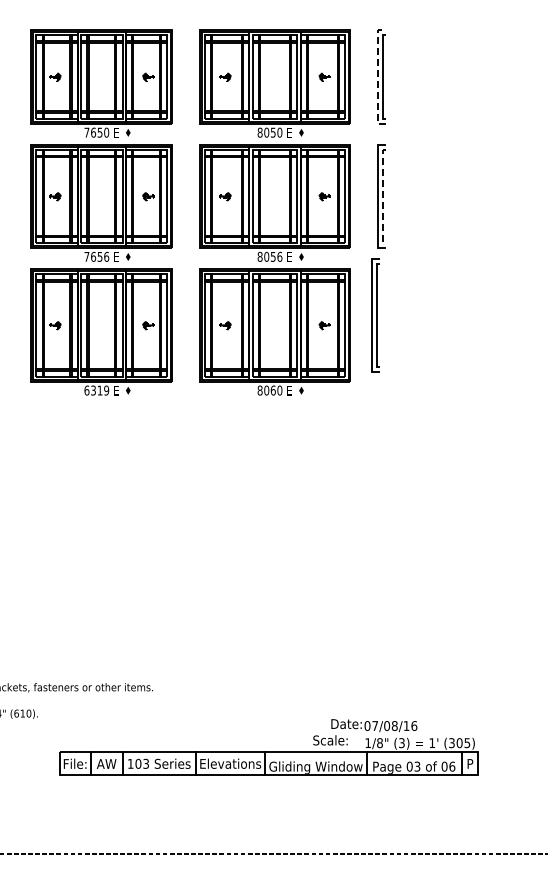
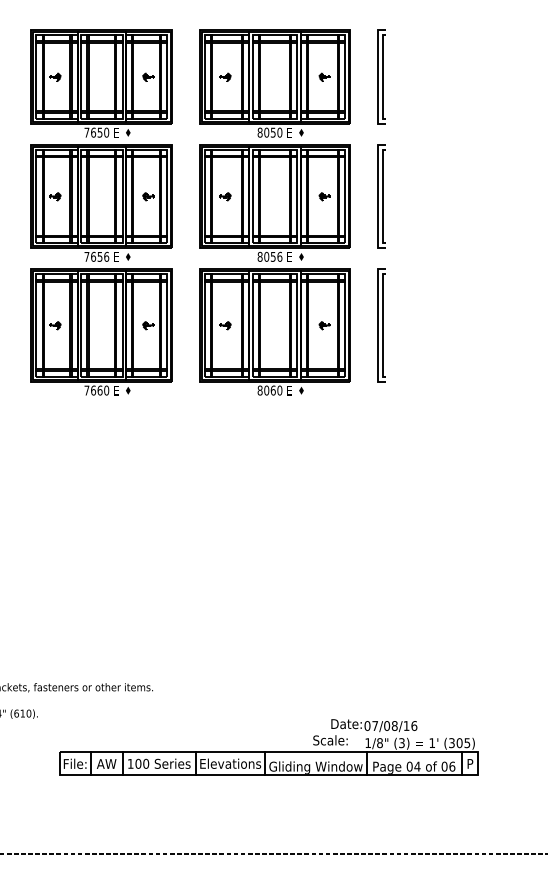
line: dashed -> solid (377, 77)
line: dashed -> solid (382, 196)
part position: (375, 315) -> (381, 325) (381, 325)
text: 6319 -> 7660 (96, 390)
text: 103 -> 100 (146, 763)
text: 03 -> 04 (417, 766)
